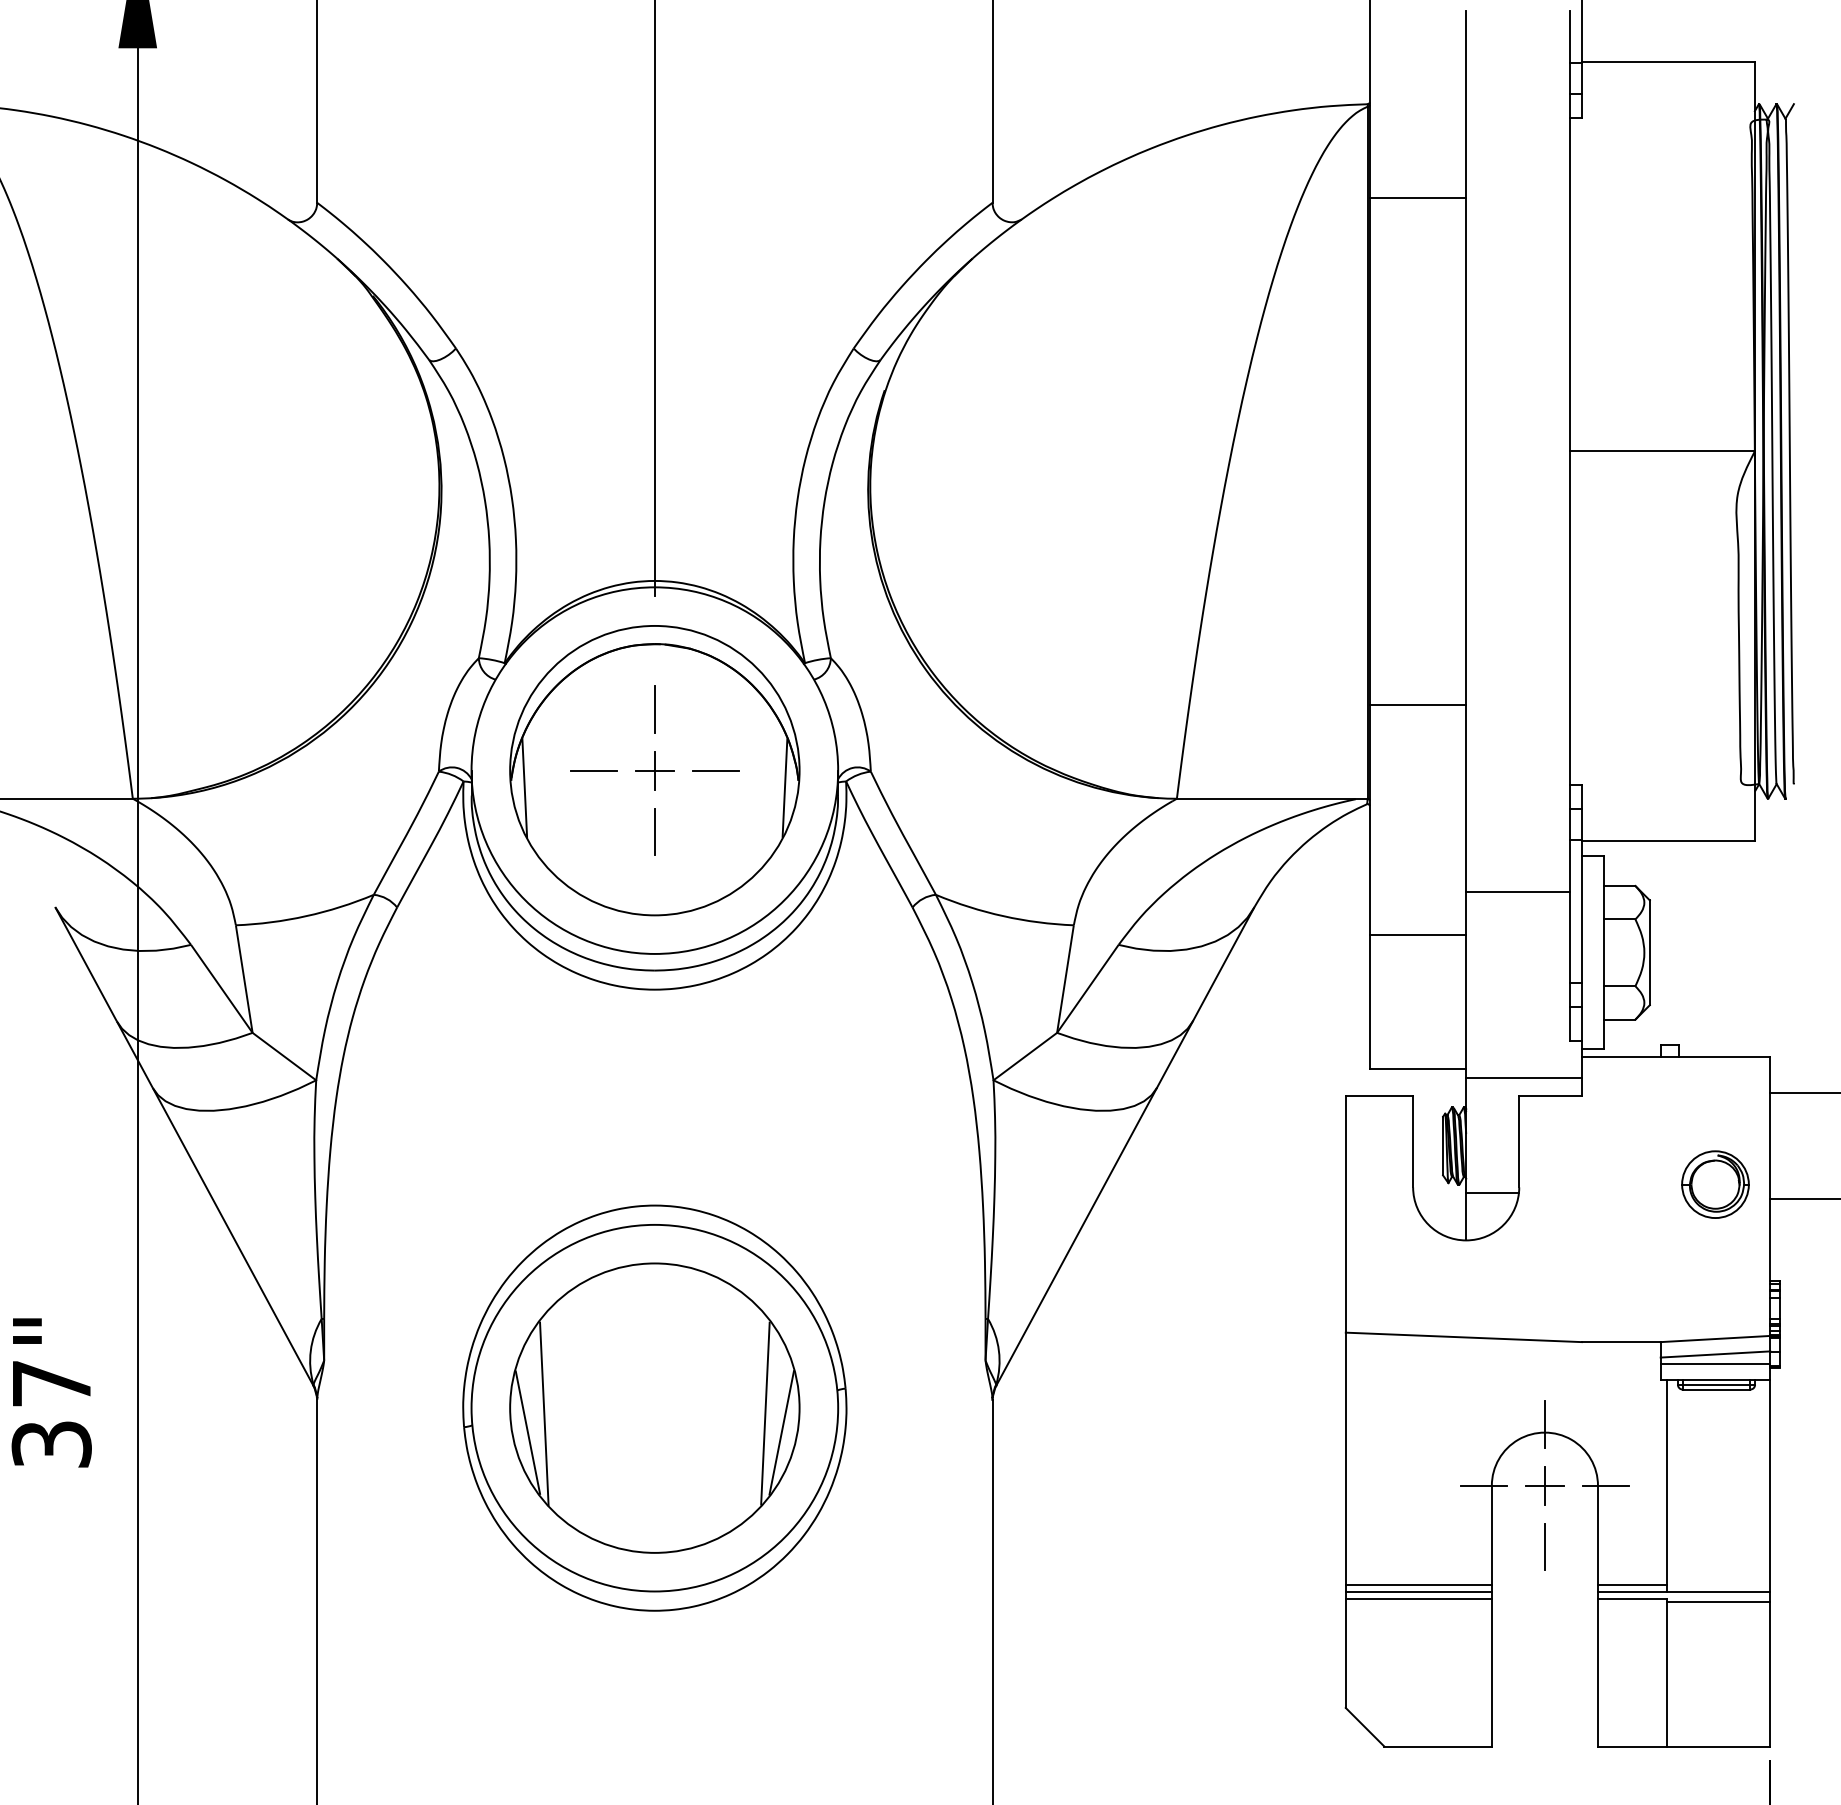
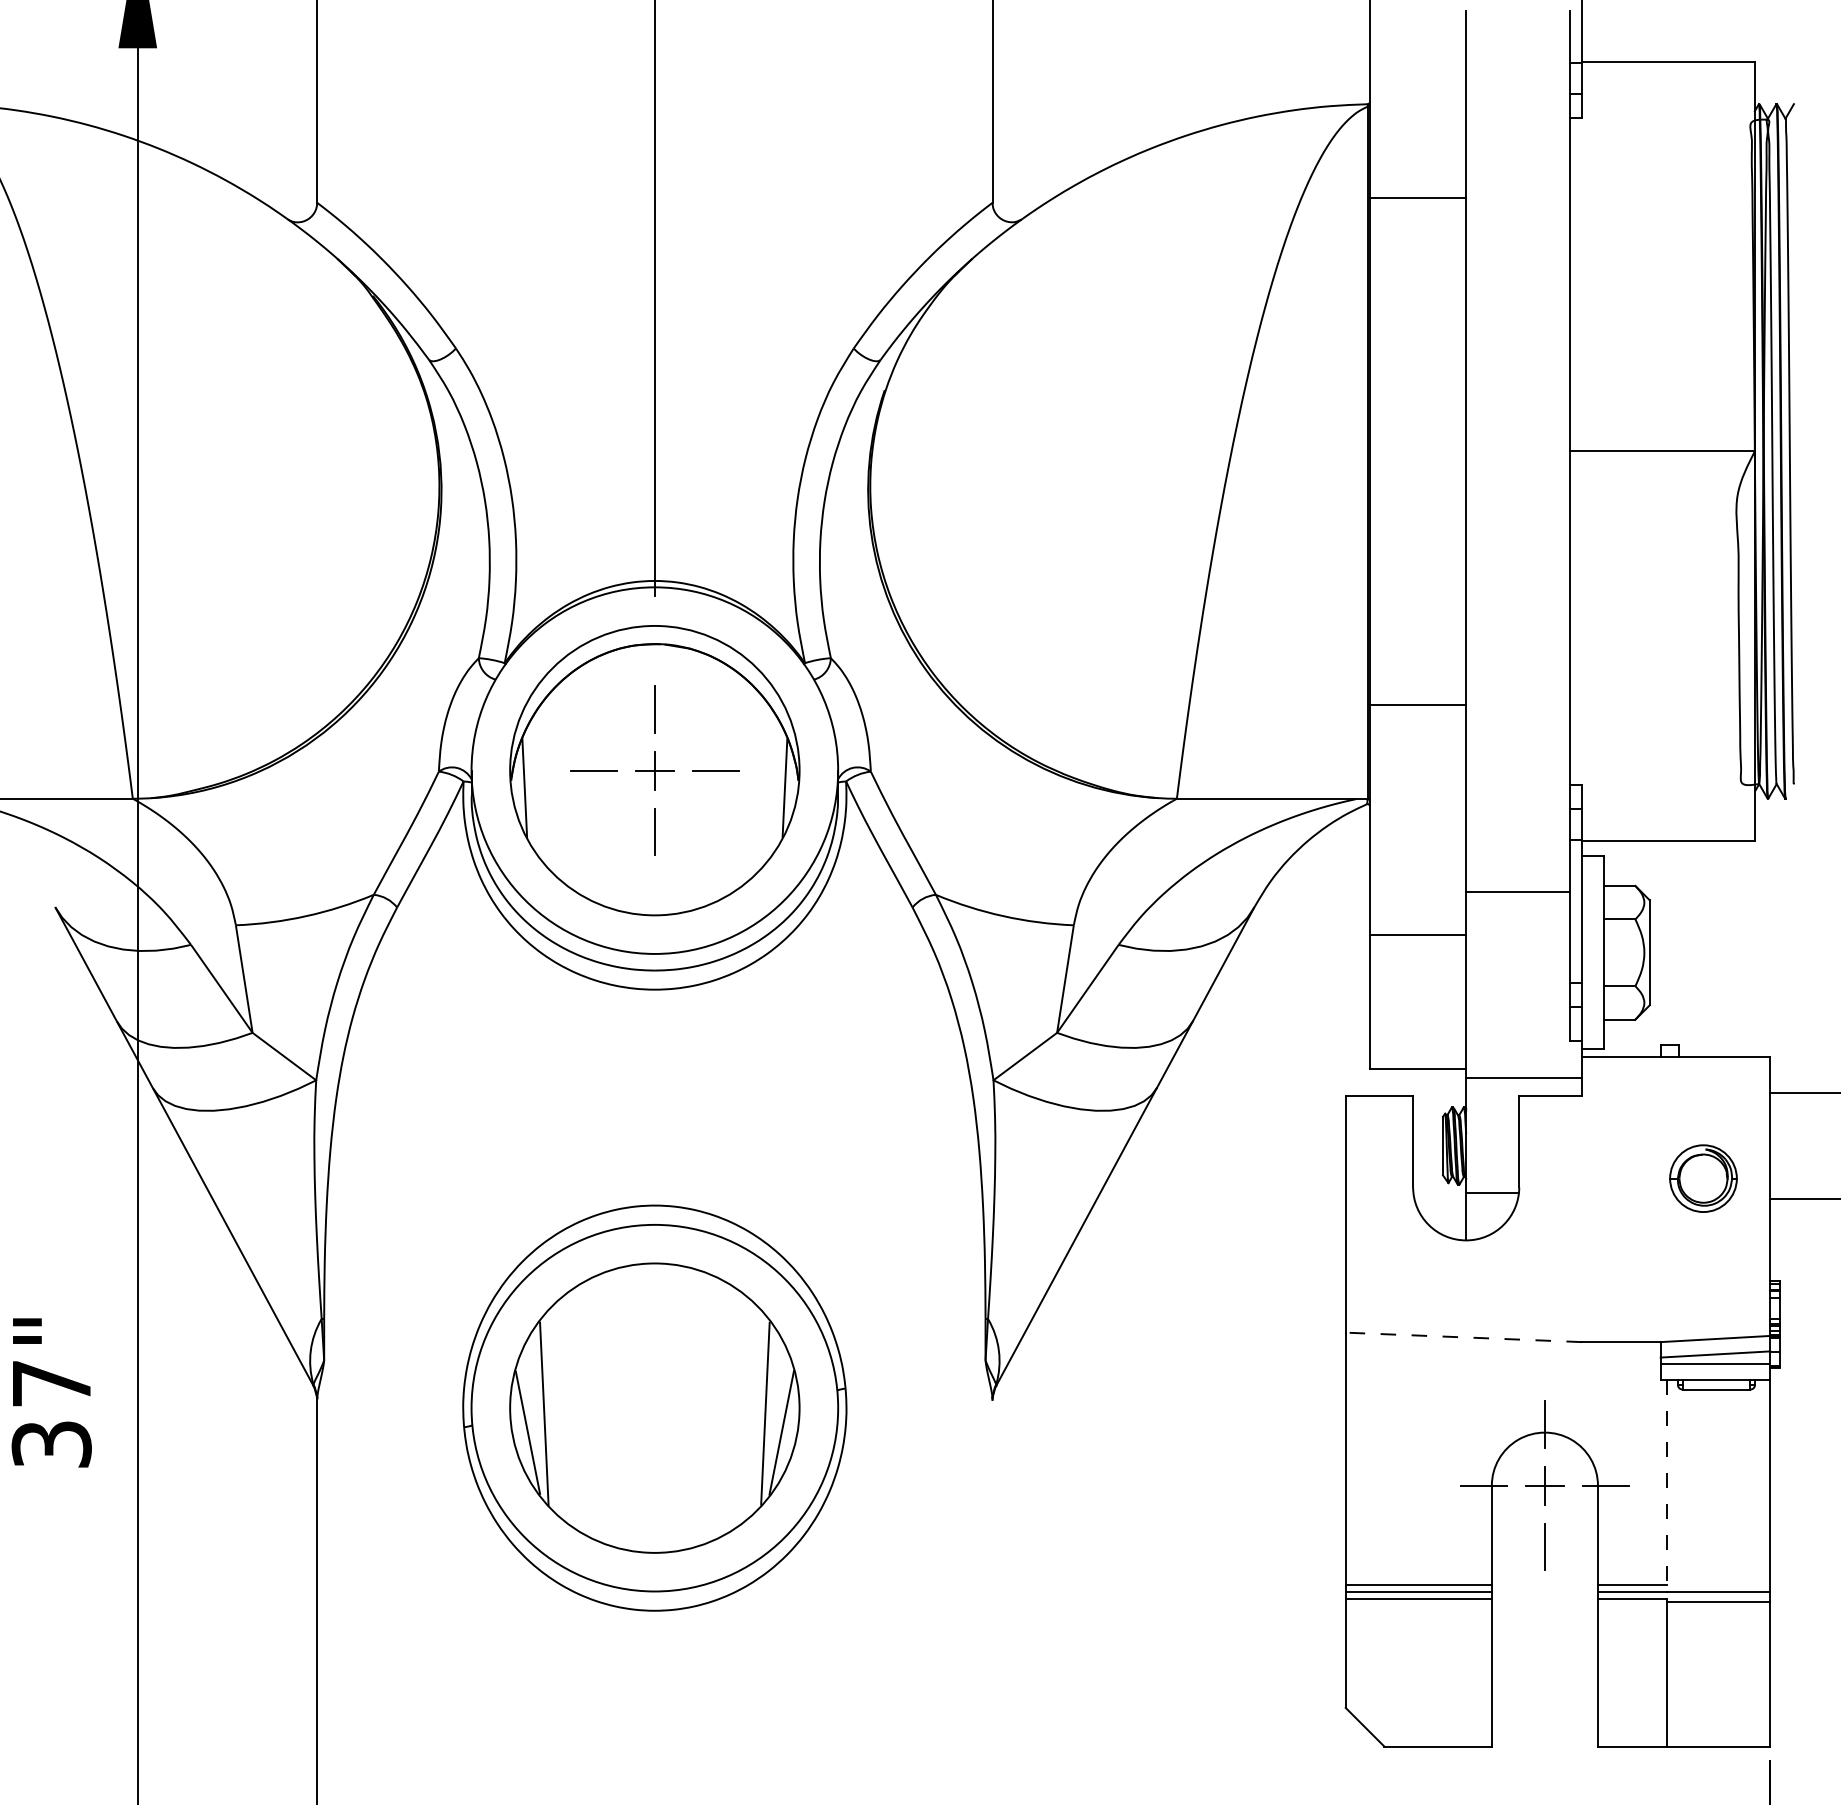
part position: (1715, 1184) -> (1703, 1178) (1703, 1178)
line: solid -> dashed (1463, 1337)
line: present -> none (1716, 1384)
line: solid -> dashed (1666, 1486)
line: present -> none (992, 1600)
